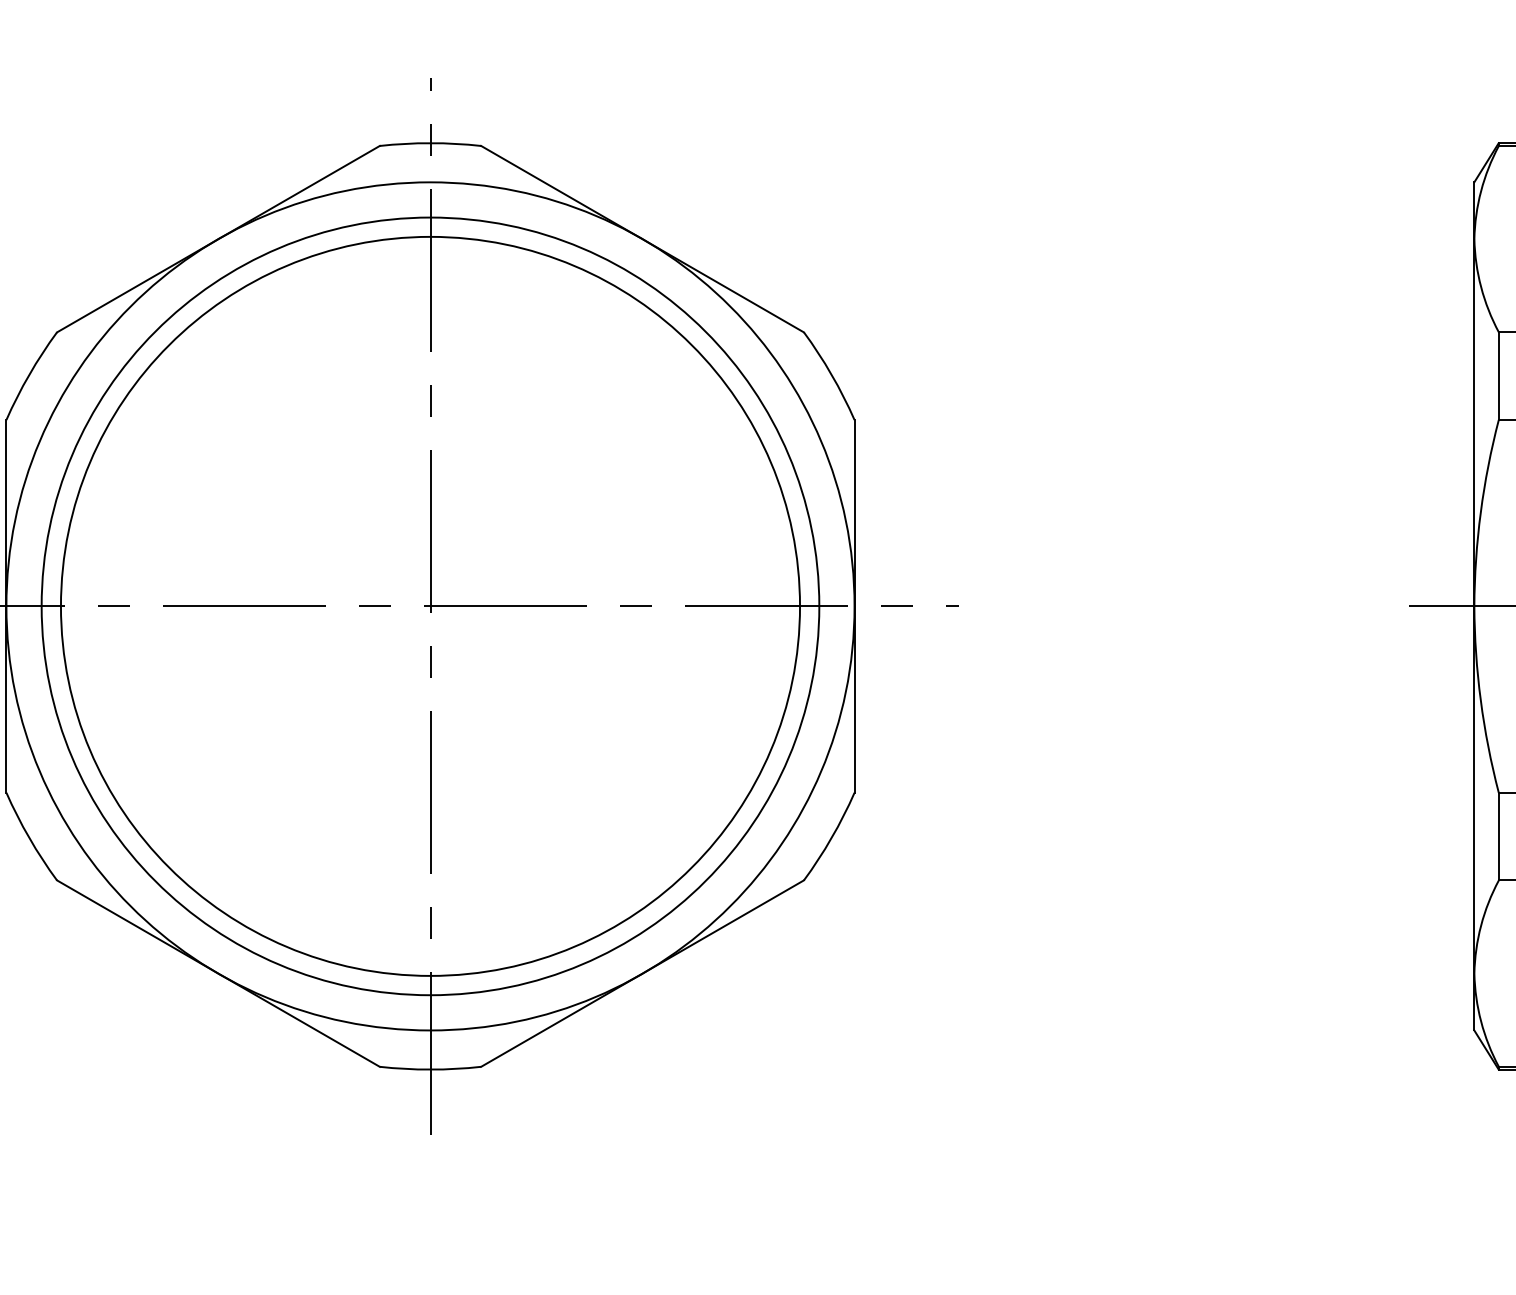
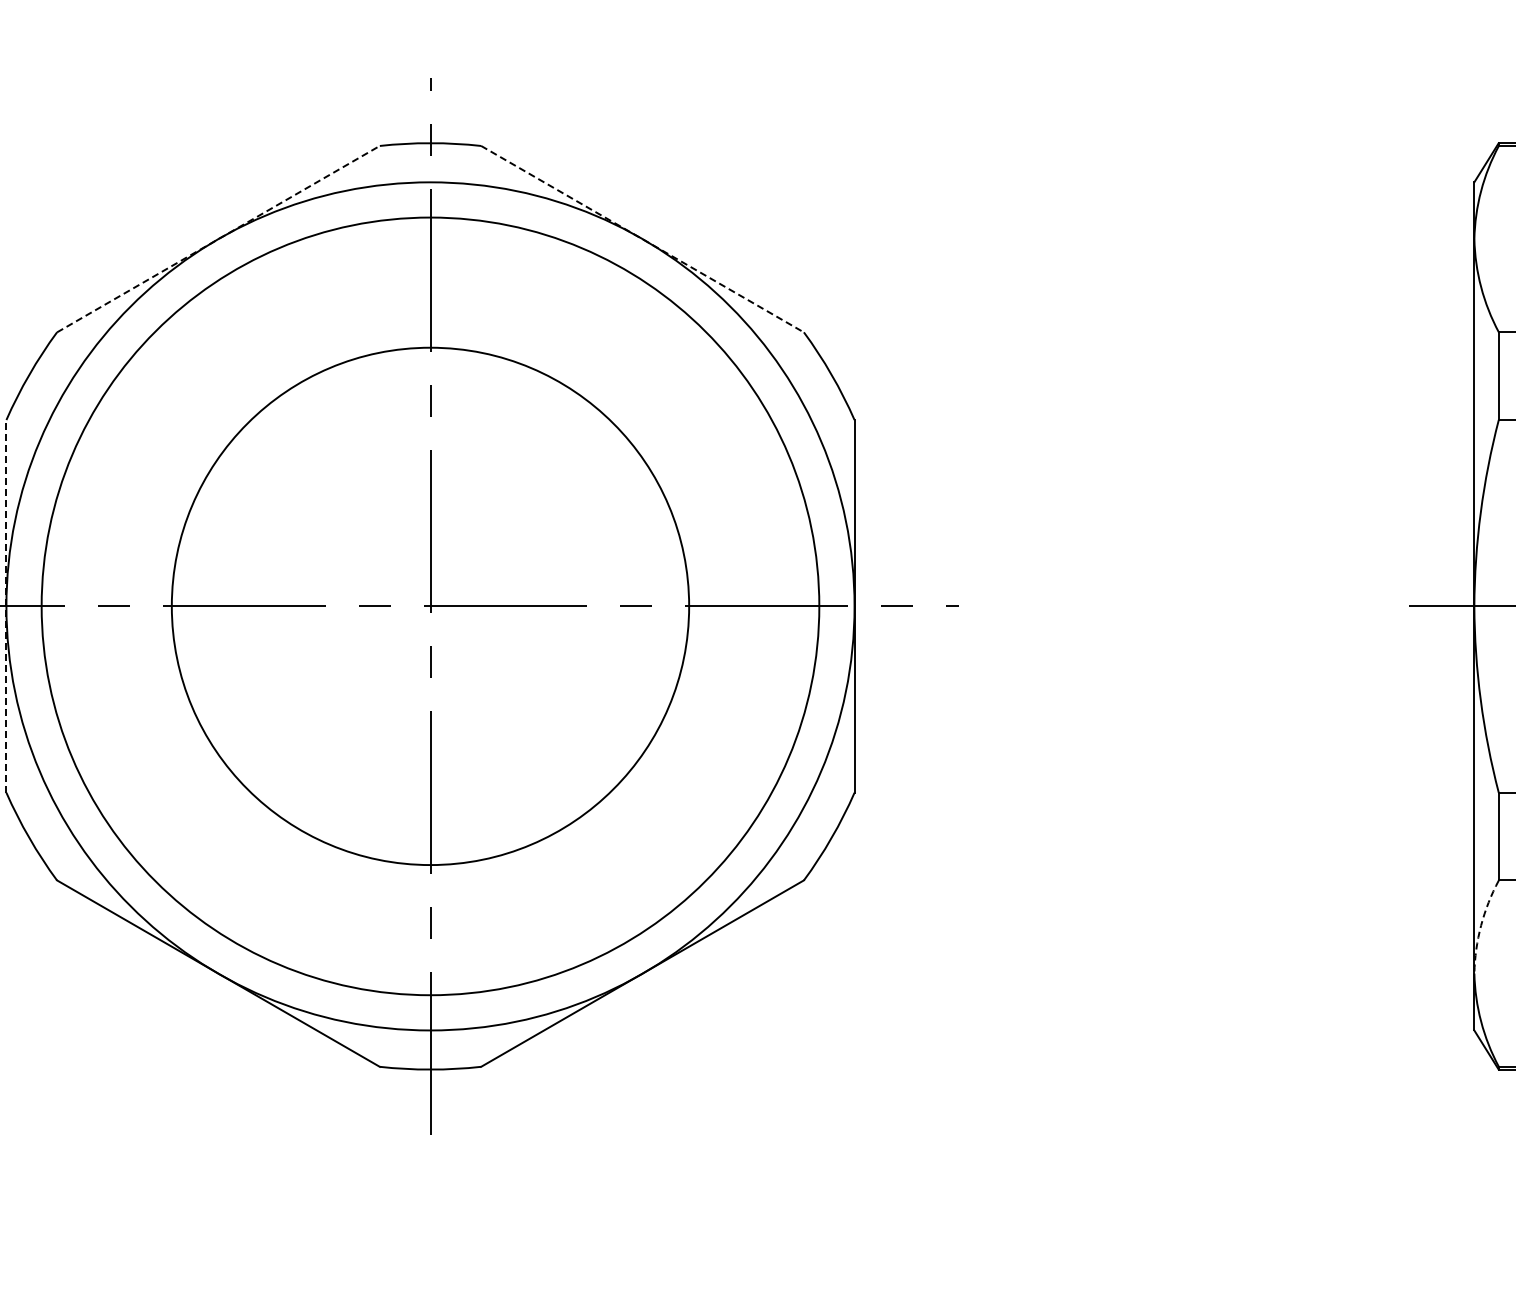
line: solid -> dashed (218, 238)
line: solid -> dashed (642, 239)
line: solid -> dashed (6, 605)
circle diameter: 739 px -> 517 px (430, 606)
arc: solid -> dashed (1481, 925)
